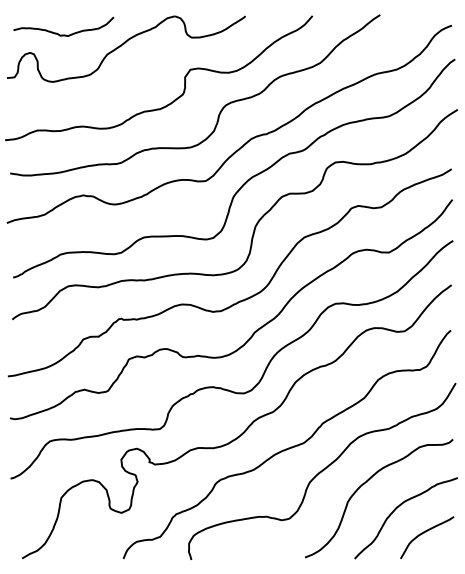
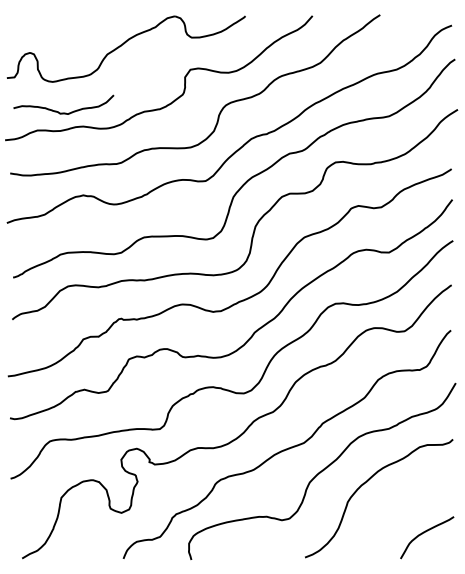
curve position: (63, 34) -> (63, 112) (63, 112)
curve: present -> none (396, 509)
